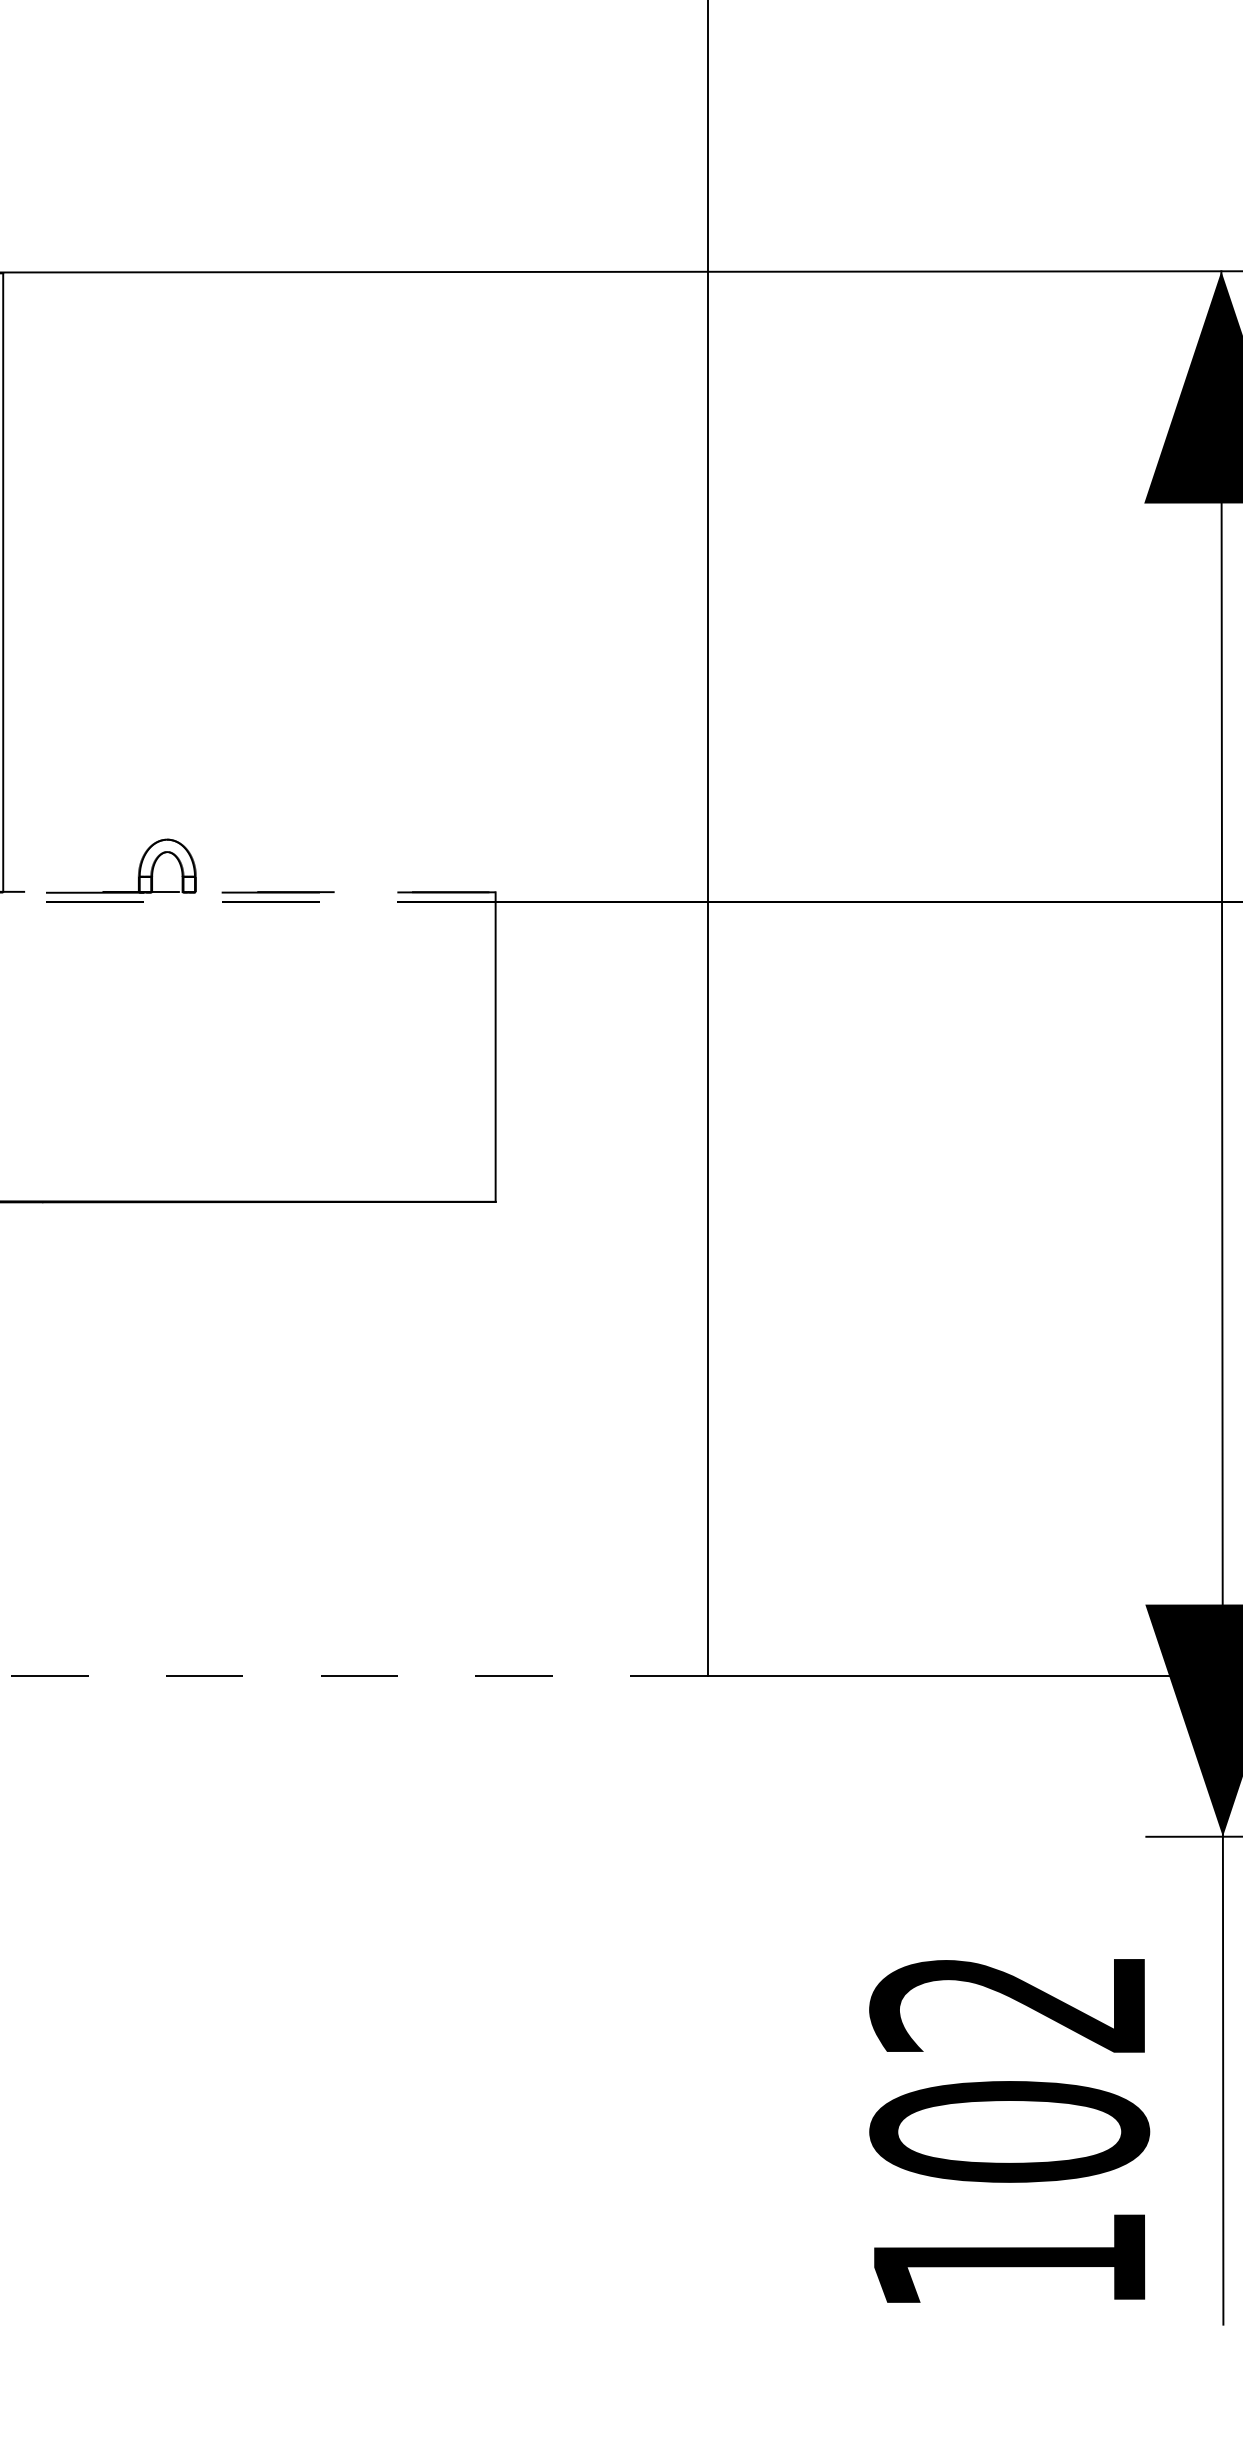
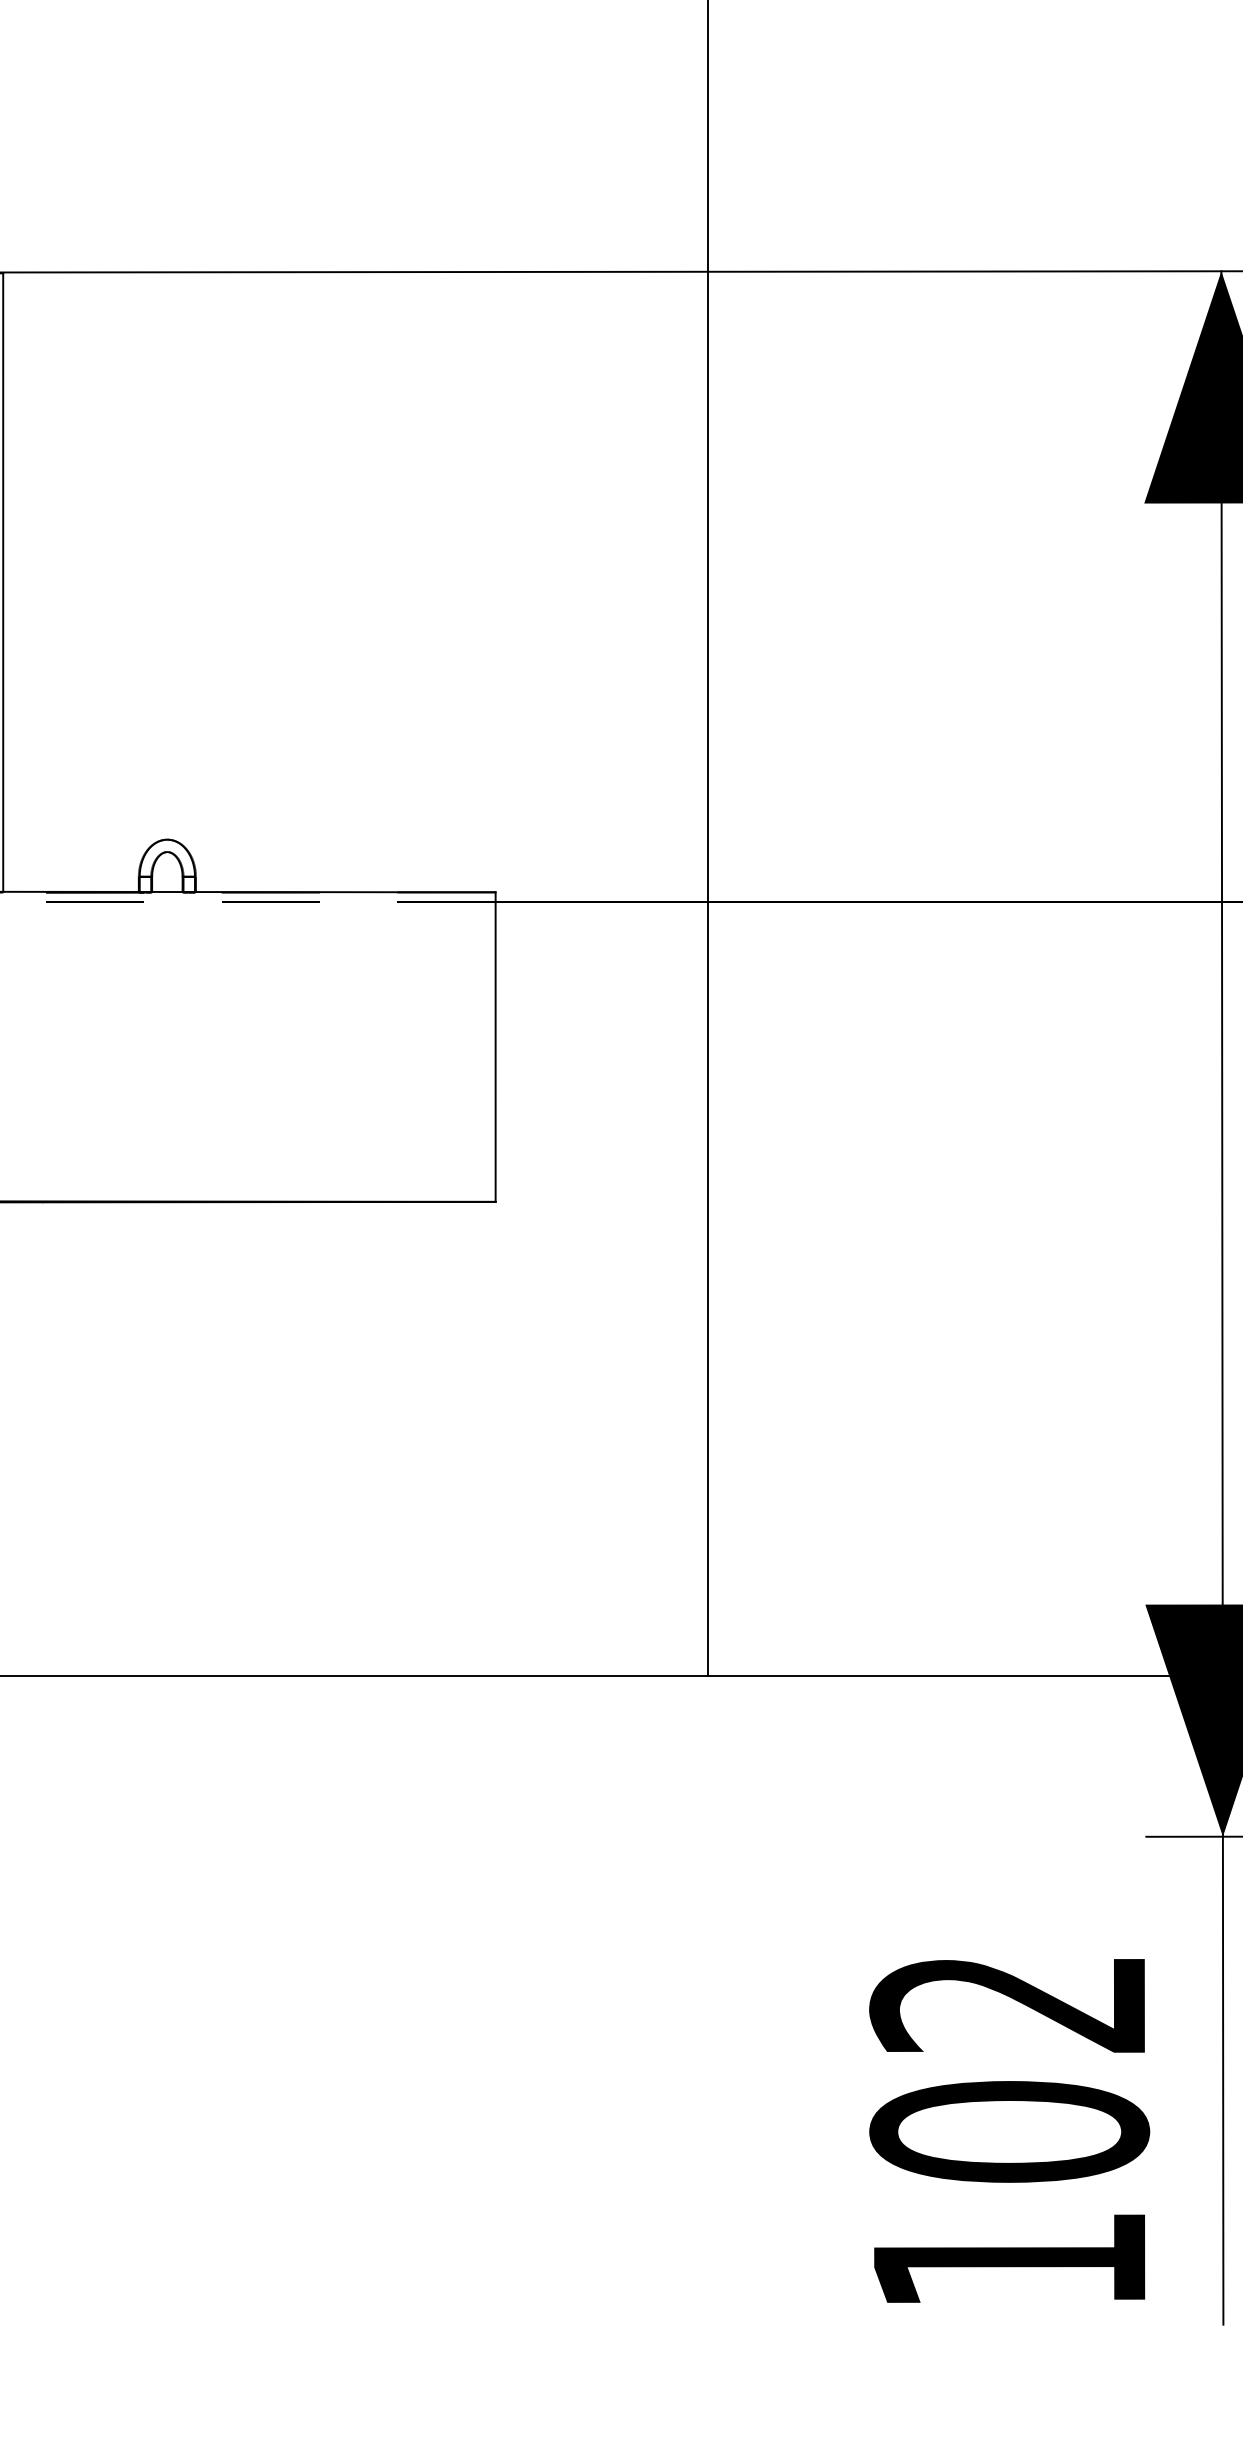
line: dashed -> solid (248, 892)
line: dashed -> solid (353, 1676)
